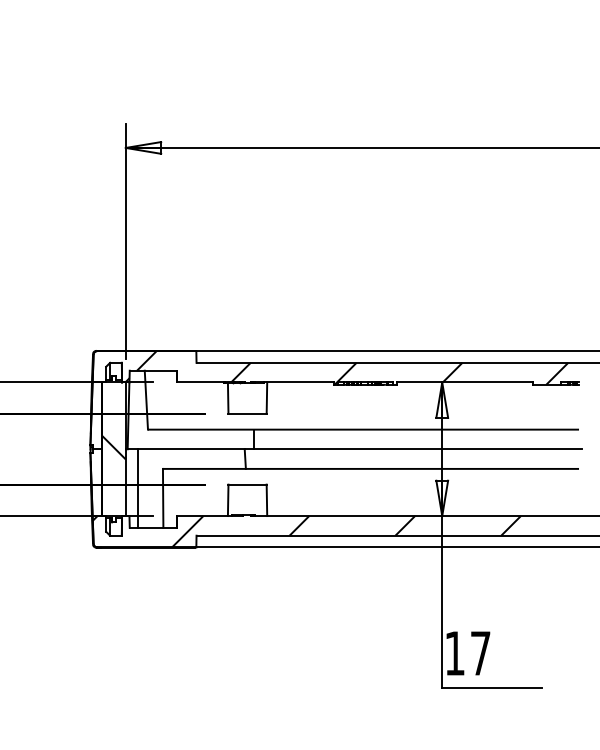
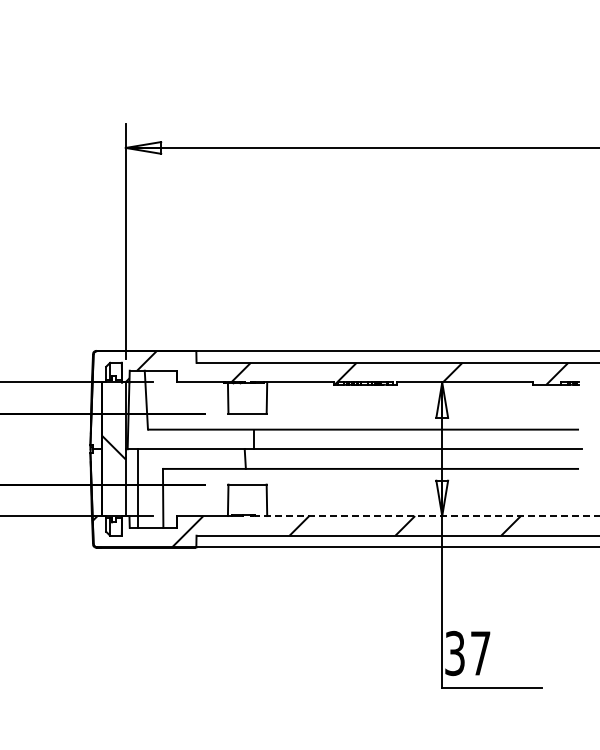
line: solid -> dashed (427, 516)
text: 17 -> 37 (454, 653)
